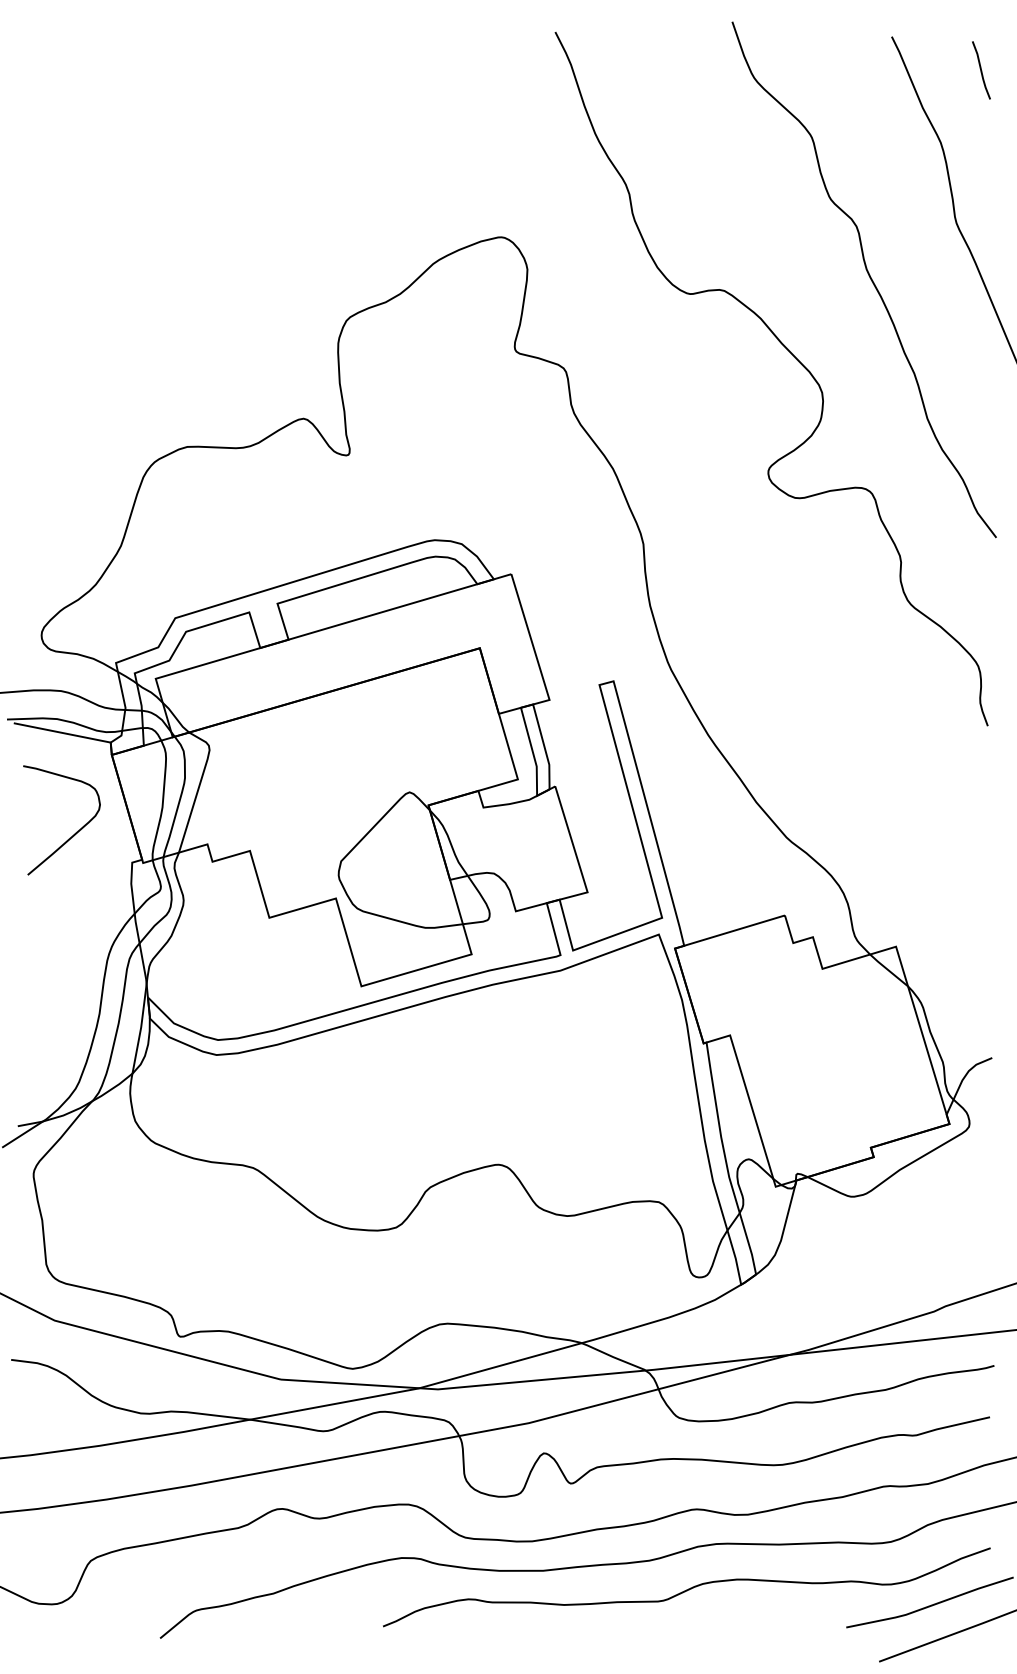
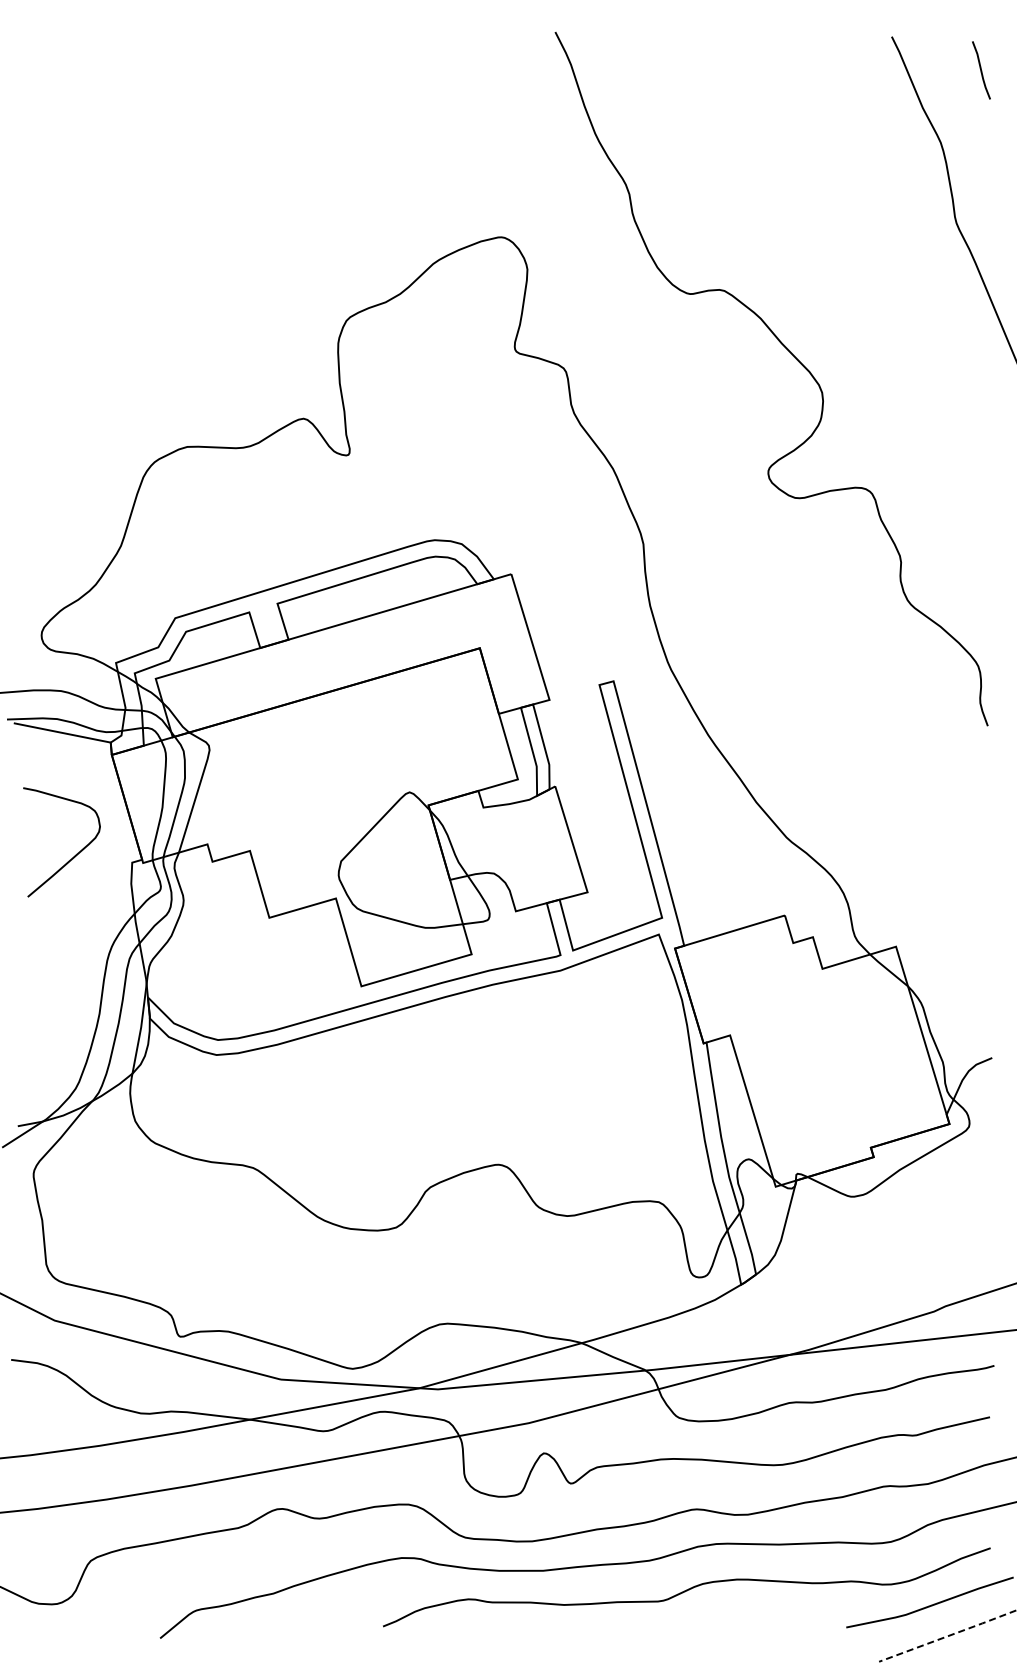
curve: present -> none (869, 278)
curve position: (74, 833) -> (74, 855) (74, 855)
line: solid -> dashed (947, 1636)
